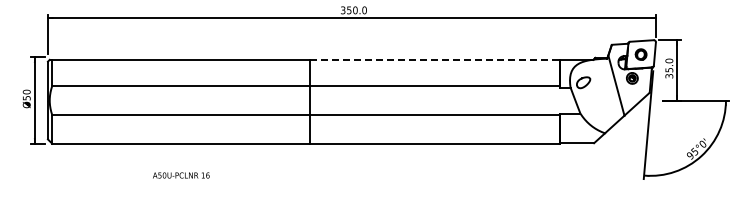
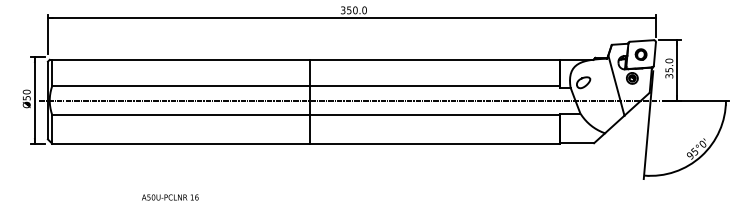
line: dashed -> solid (434, 59)
line: none -> present (349, 100)
text position: (181, 175) -> (170, 197) (170, 197)
